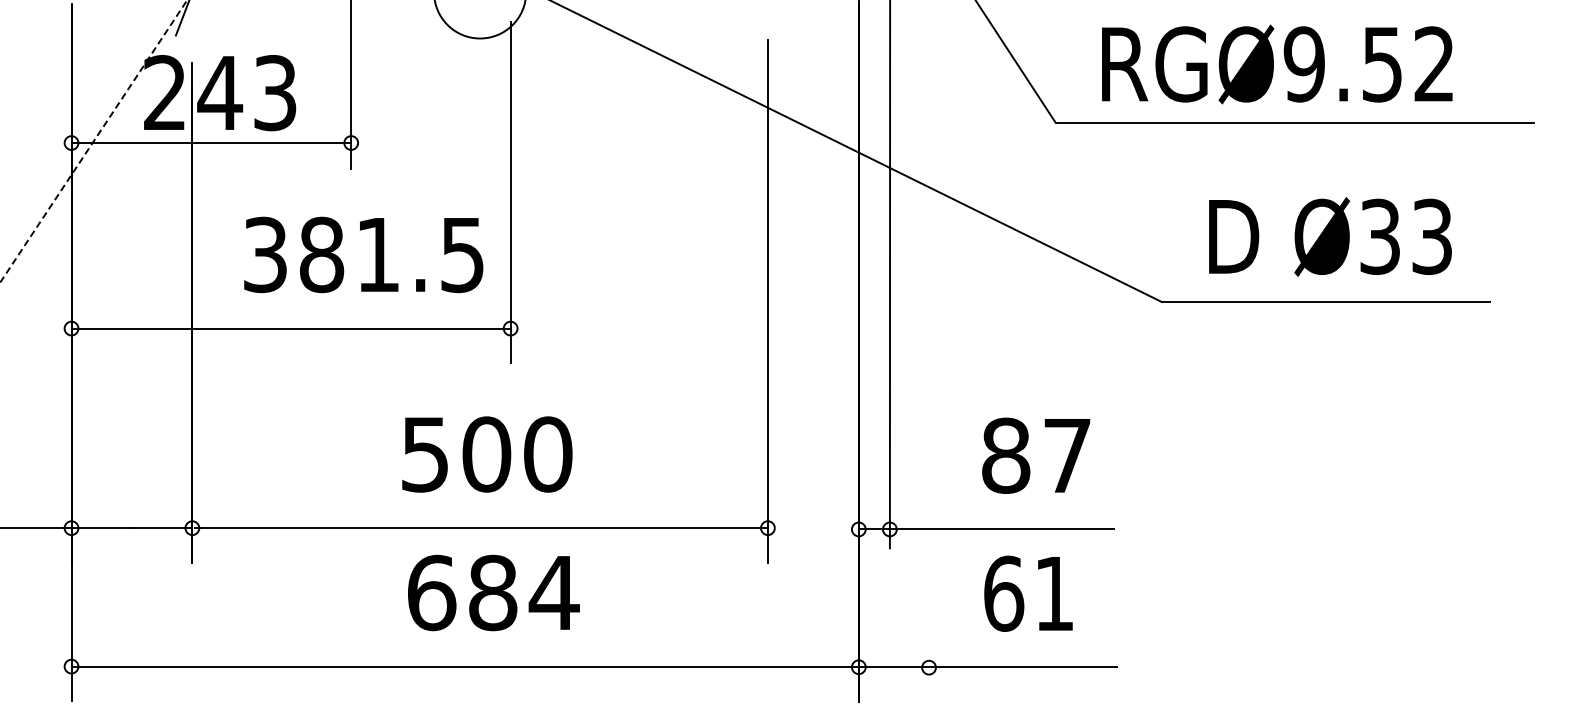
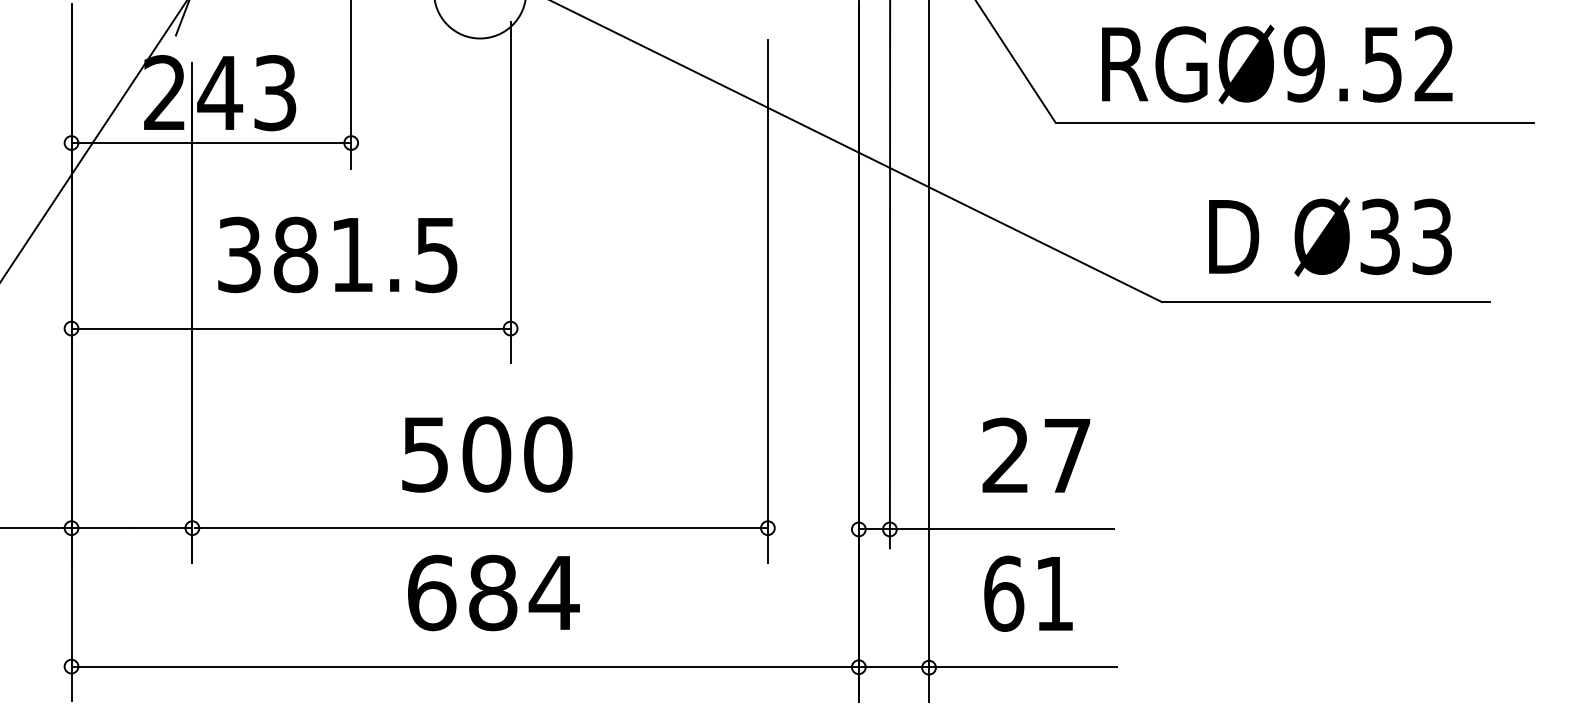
line: dashed -> solid (93, 142)
text position: (363, 254) -> (337, 254) (337, 254)
line: none -> present (929, 352)
text: 87 -> 27 (1006, 455)
